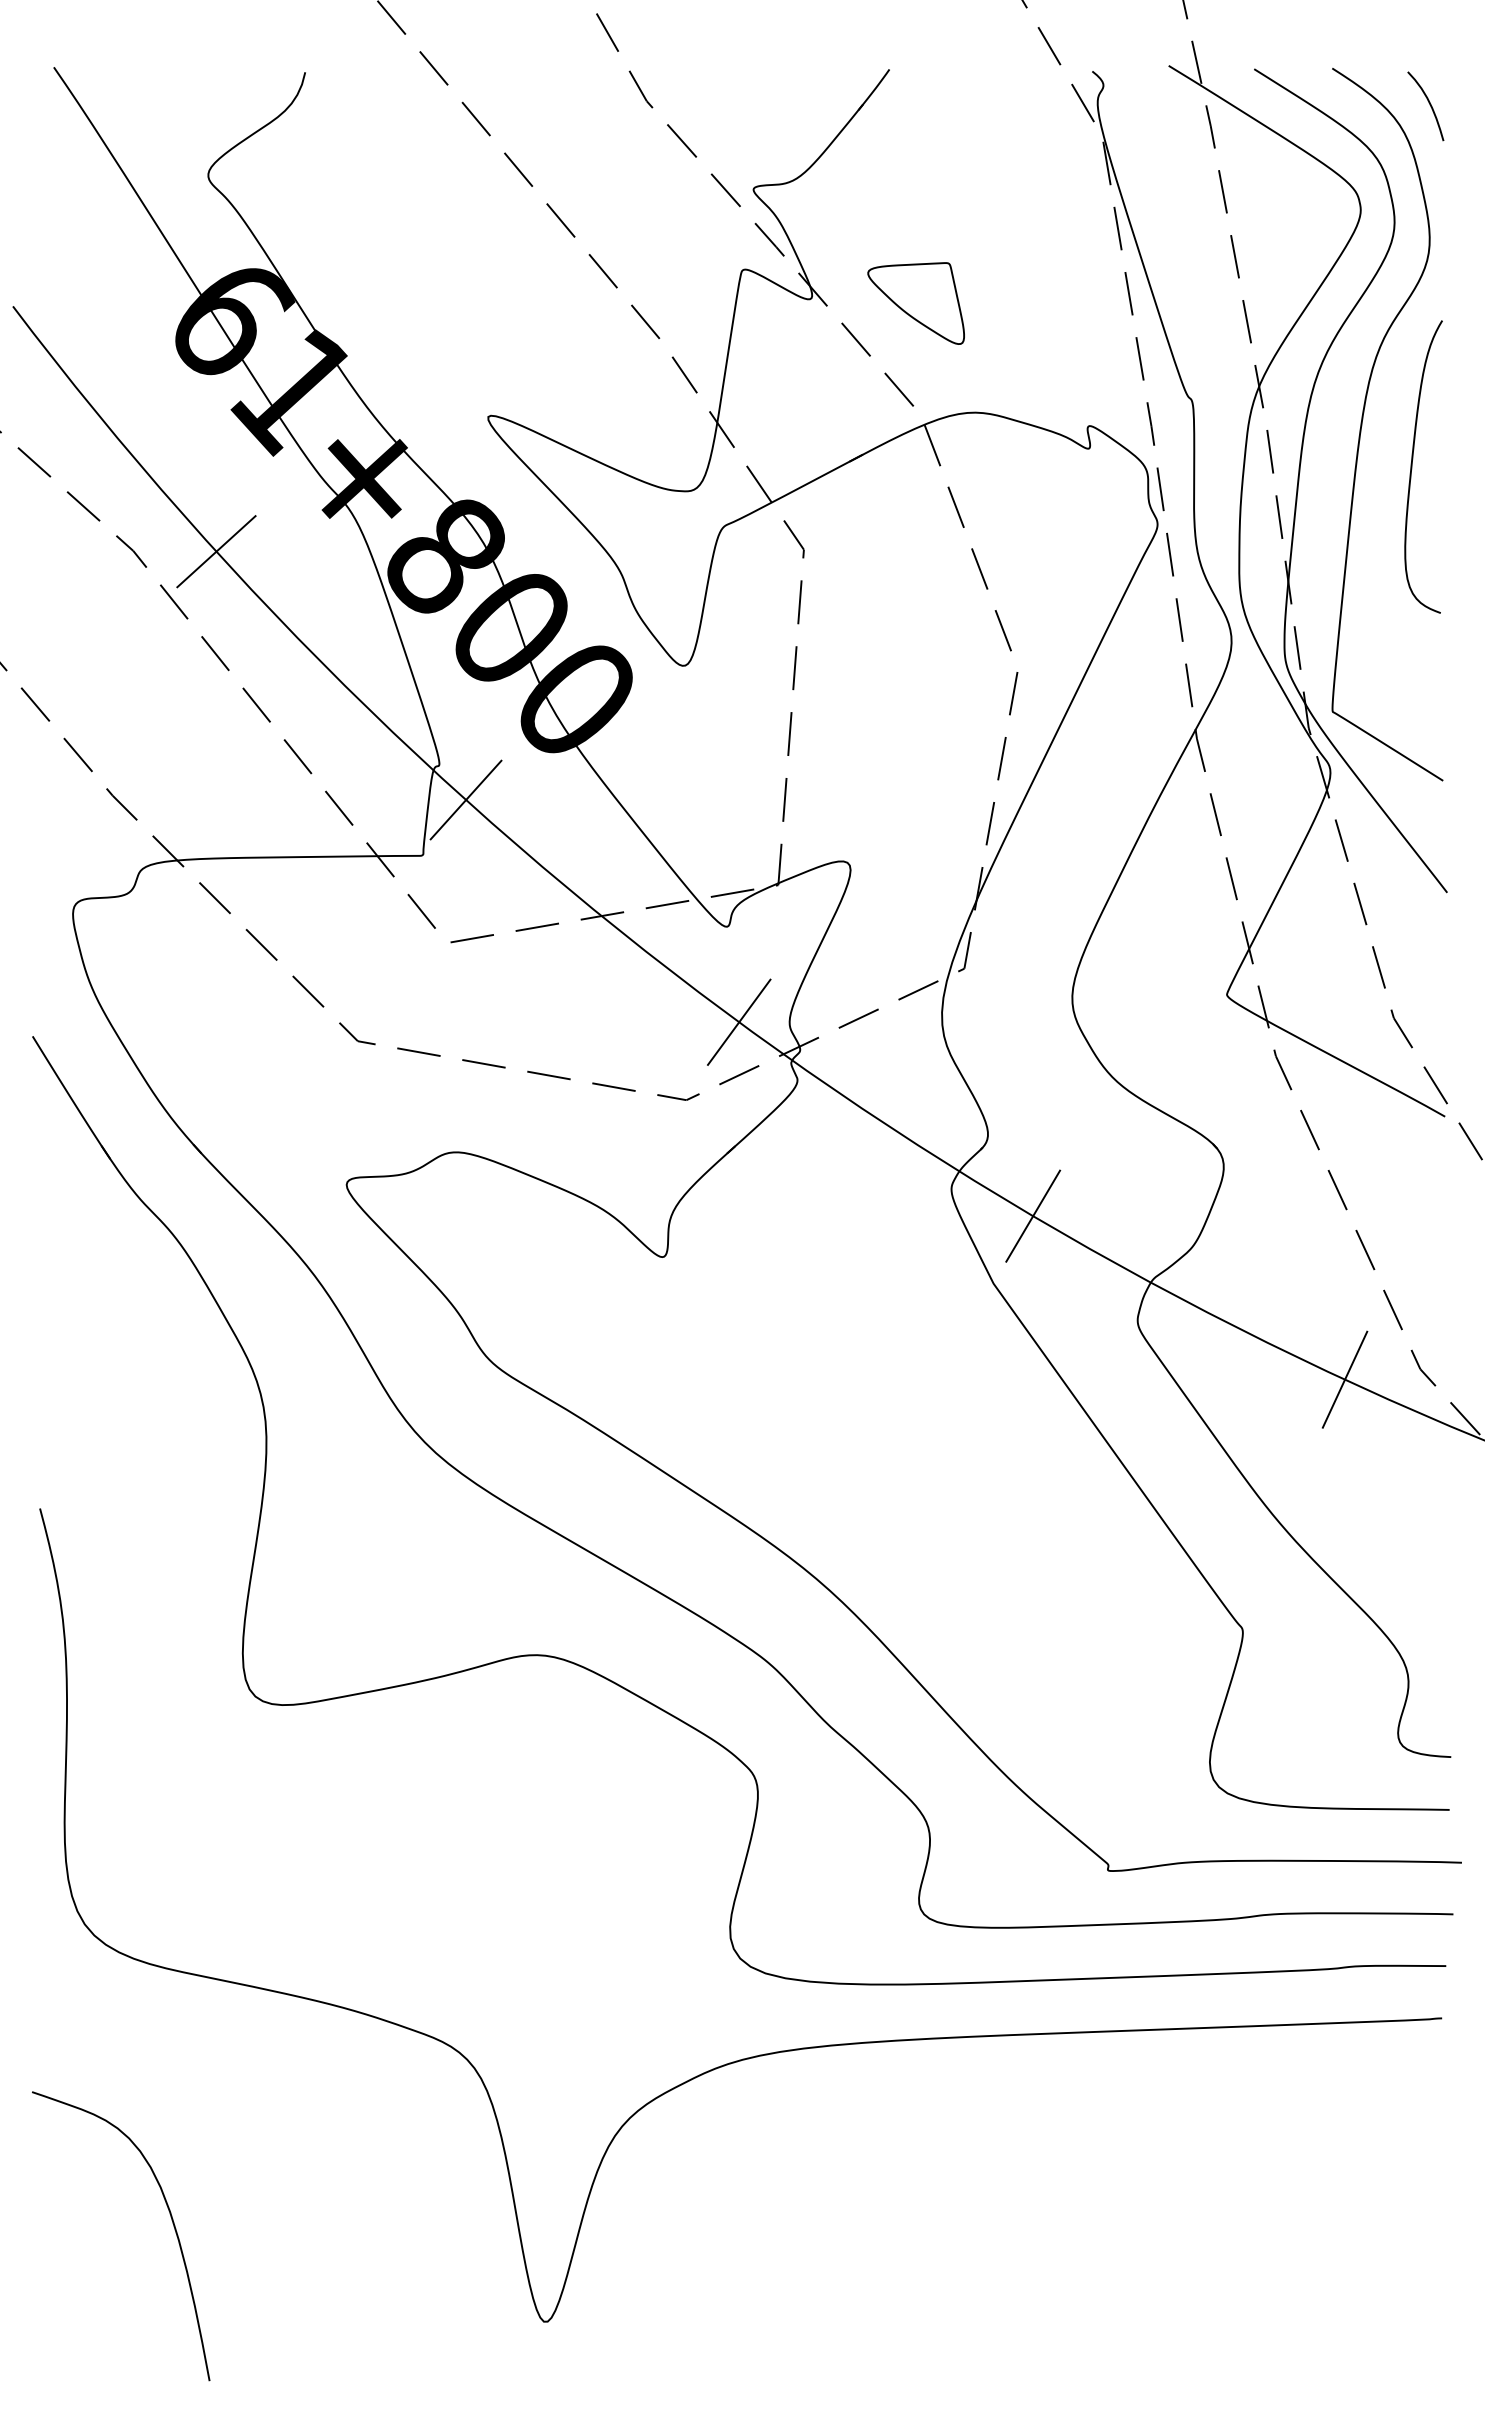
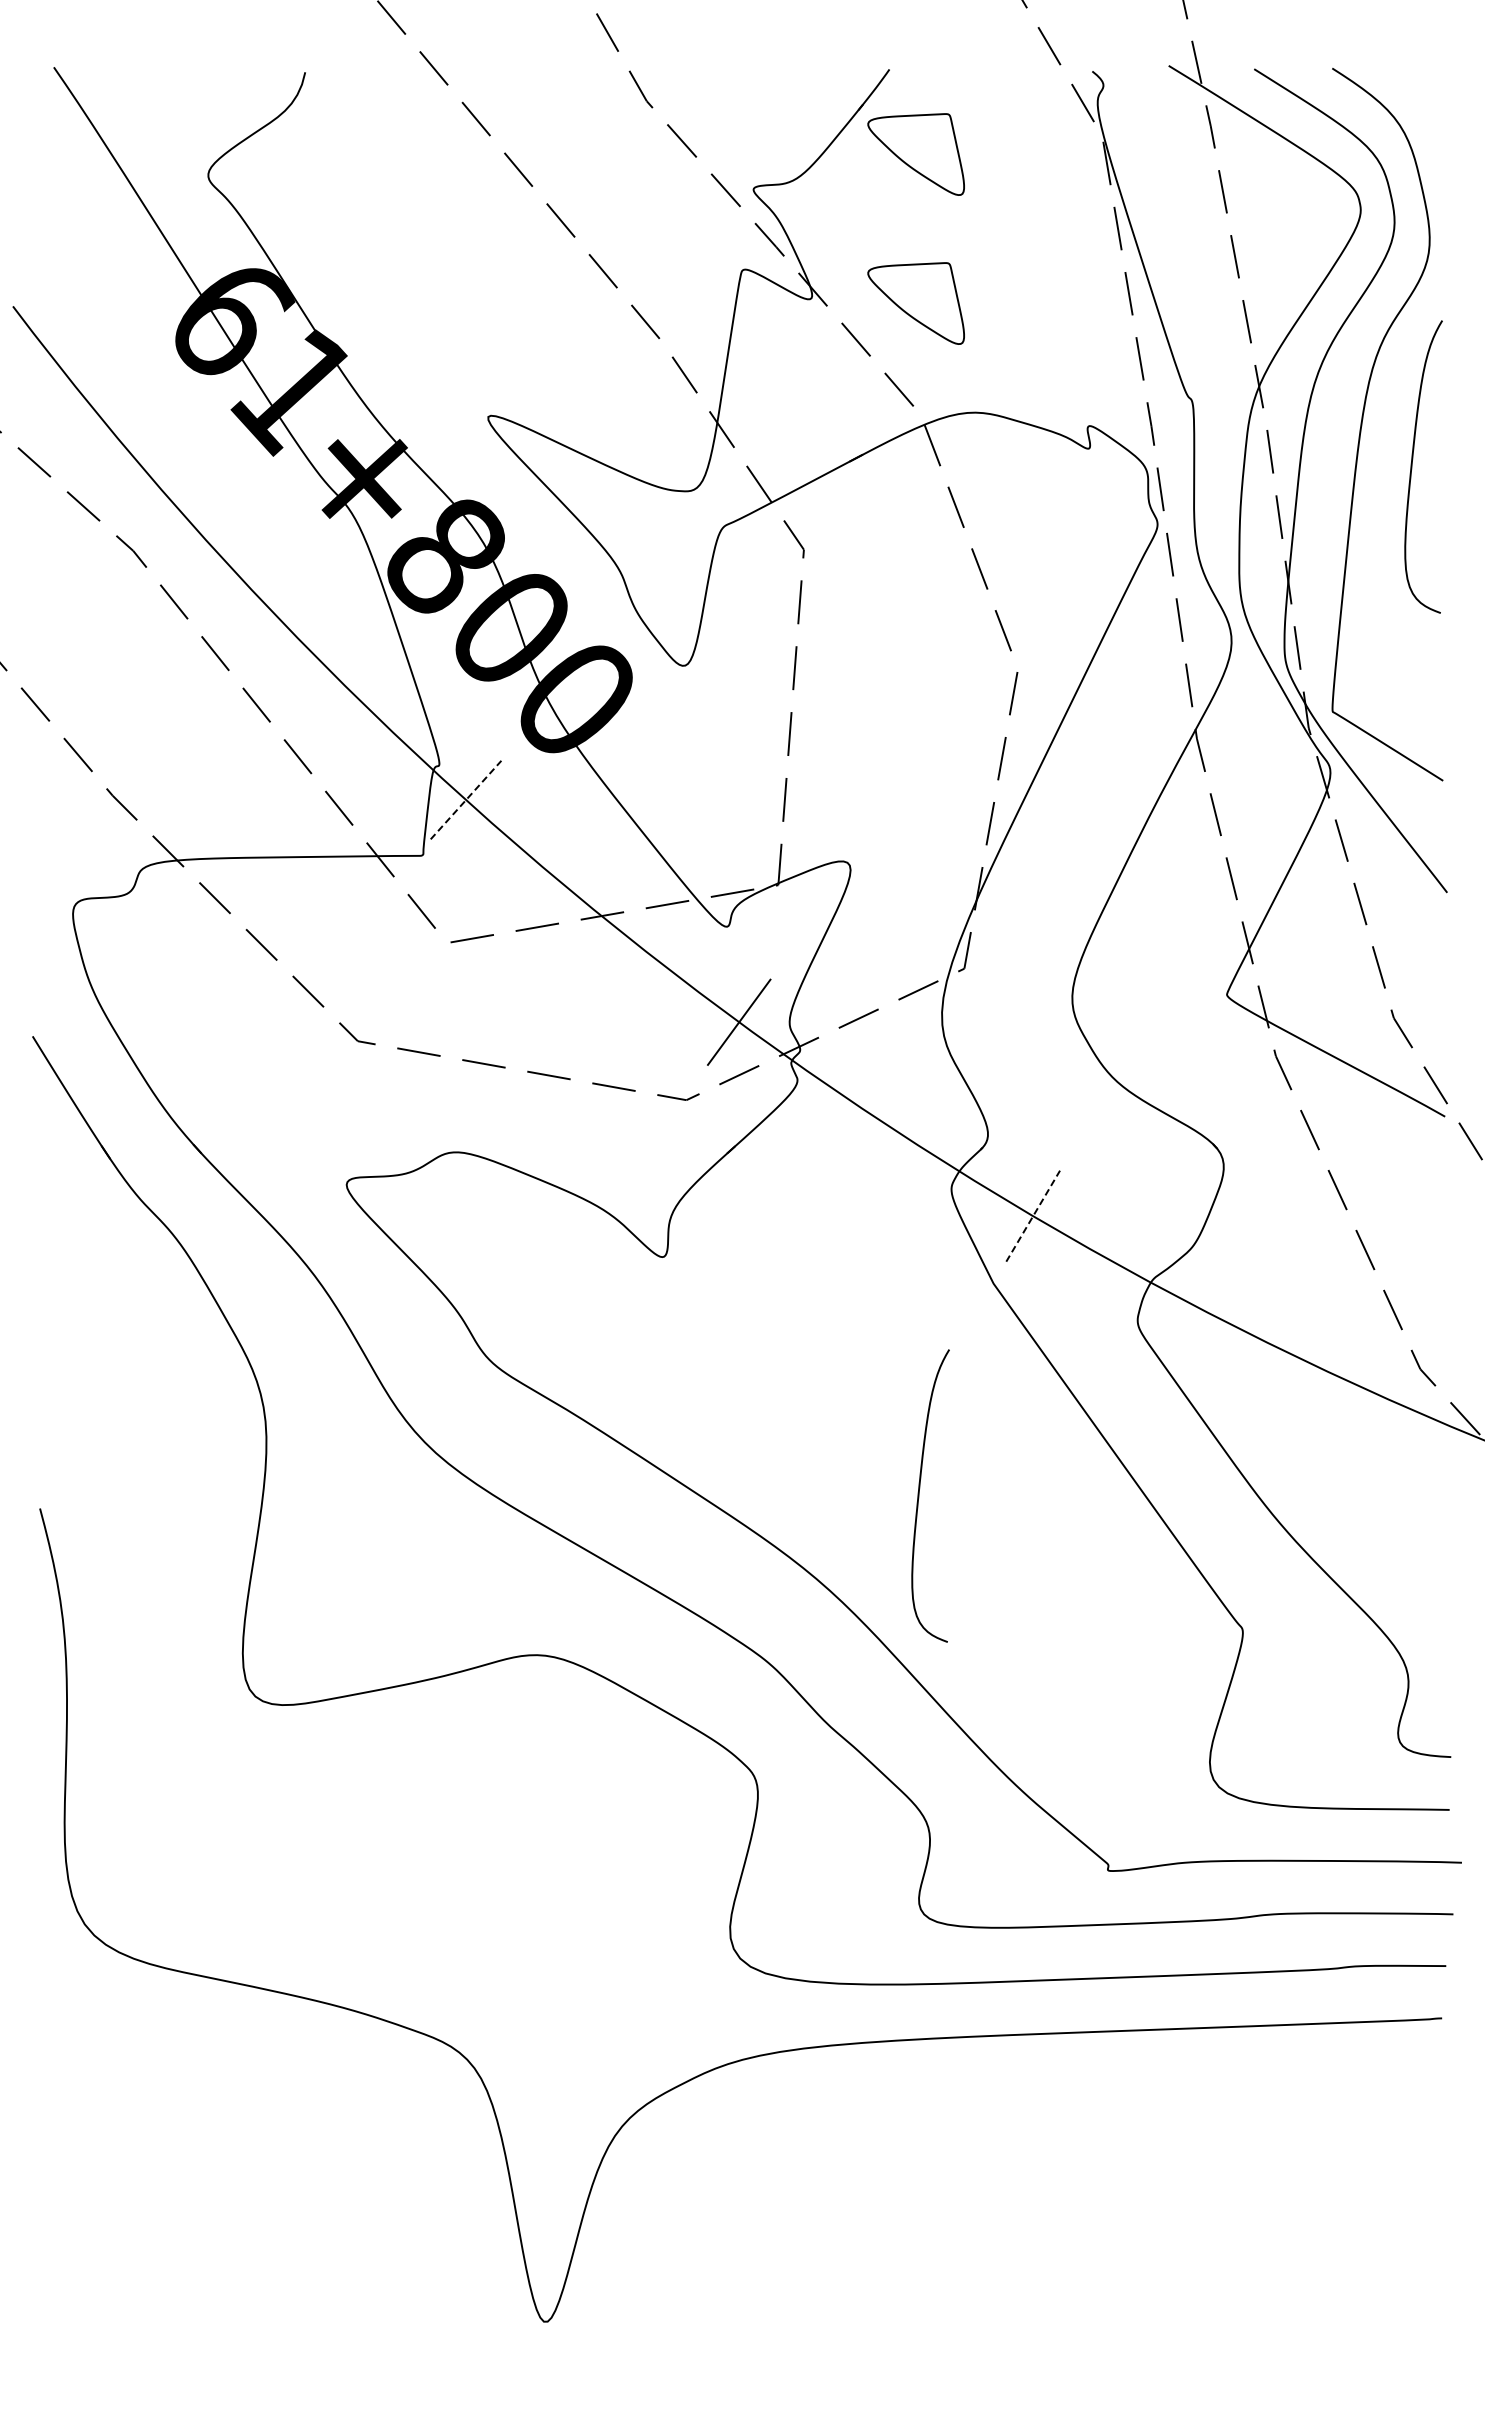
curve: present -> none (1429, 105)
part: none -> present (915, 154)
line: present -> none (216, 551)
line: solid -> dashed (466, 800)
line: solid -> dashed (1033, 1216)
line: present -> none (1344, 1379)
curve: none -> present (919, 1495)
curve: present -> none (171, 2220)
